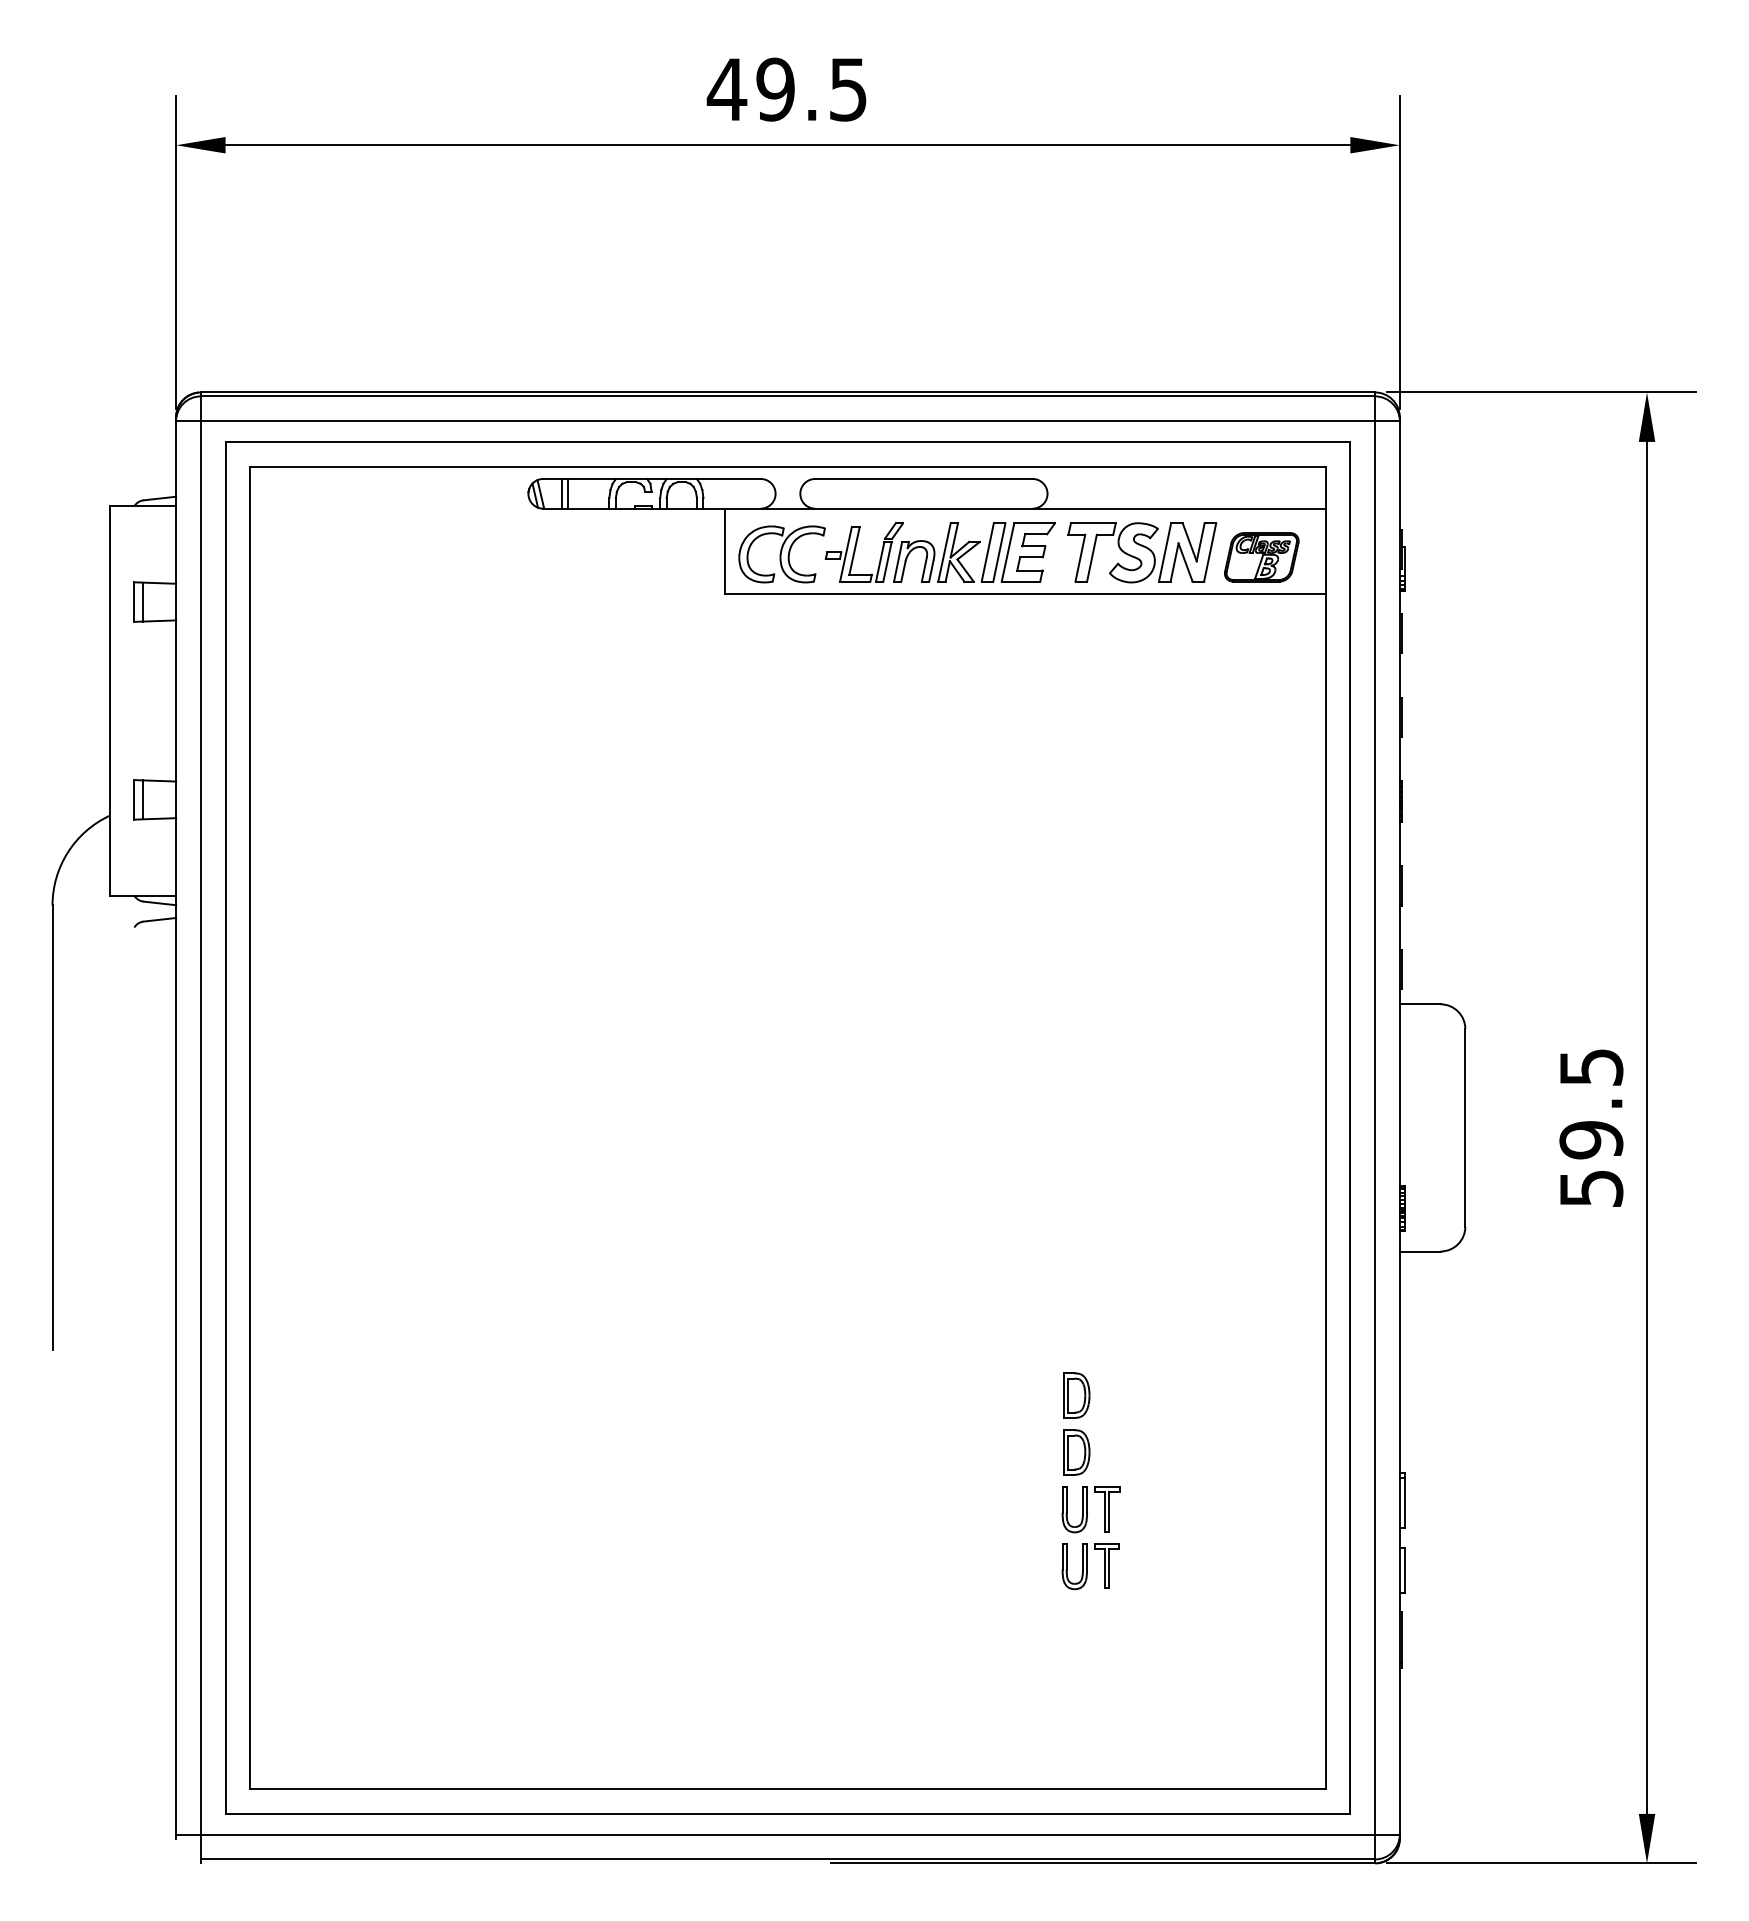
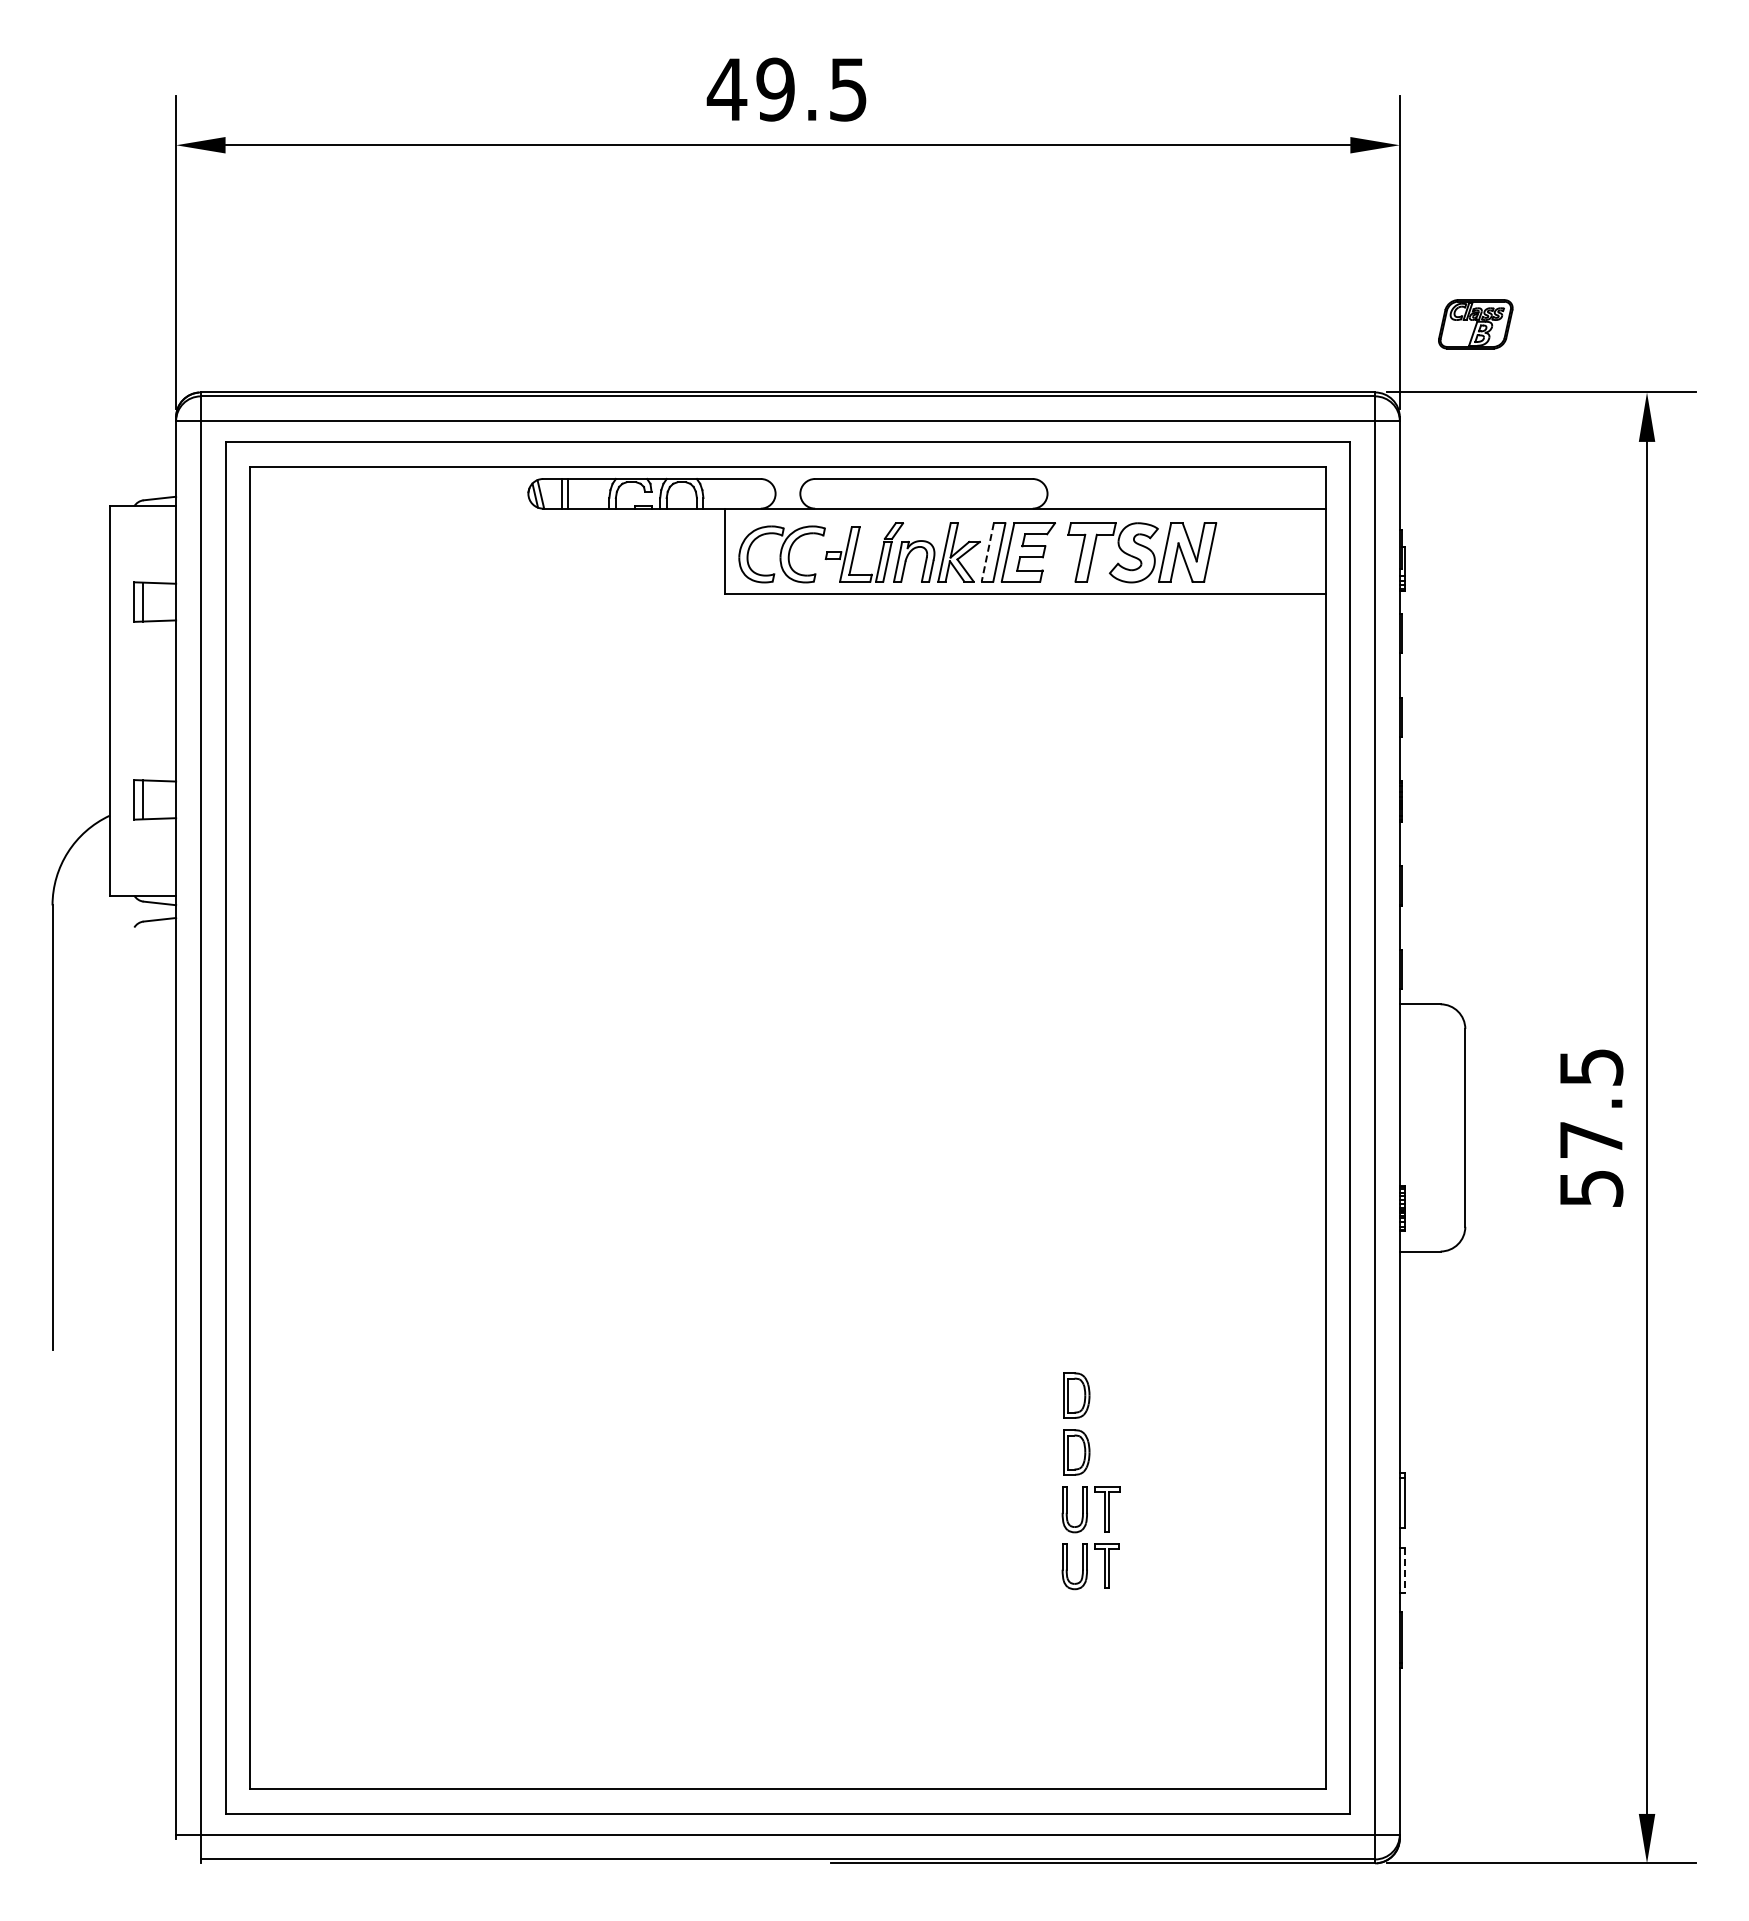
line: solid -> dashed (987, 552)
part position: (1261, 557) -> (1475, 324) (1475, 324)
text: 59.5 -> 57.5 (1591, 1140)
line: solid -> dashed (1404, 1570)
